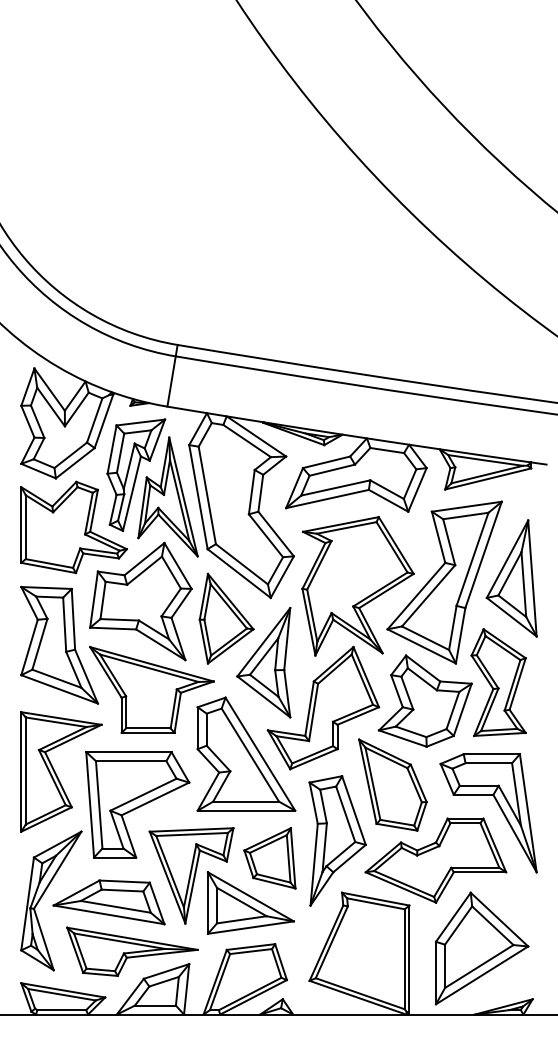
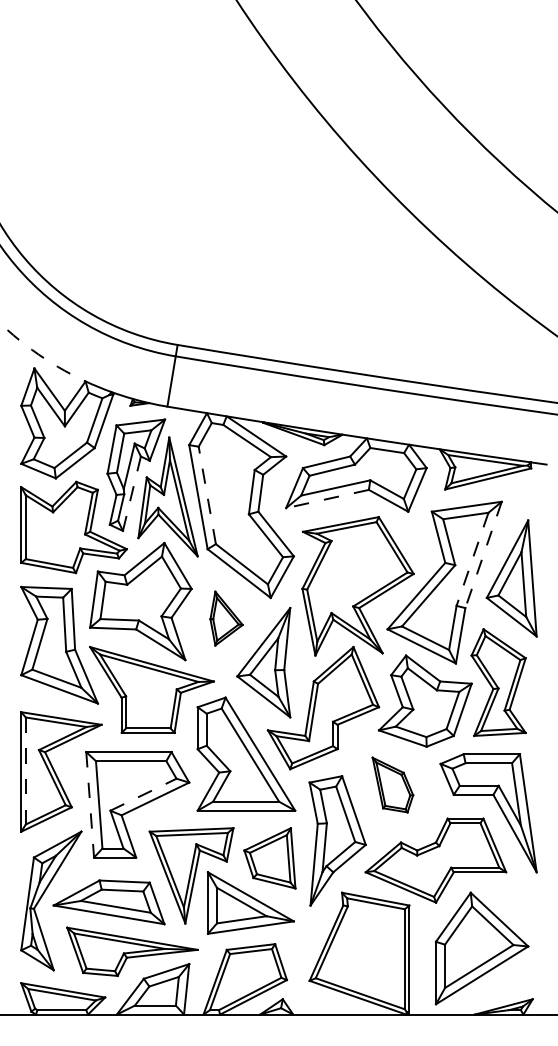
arc: solid -> dashed (40, 355)
line: solid -> dashed (132, 493)
line: solid -> dashed (207, 494)
line: solid -> dashed (327, 499)
line: solid -> dashed (483, 555)
line: solid -> dashed (472, 559)
part size: 57x93 px -> 35x57 px (226, 618)
line: solid -> dashed (25, 771)
part size: 70x94 px -> 44x58 px (392, 784)
line: solid -> dashed (143, 794)
line: solid -> dashed (90, 804)
